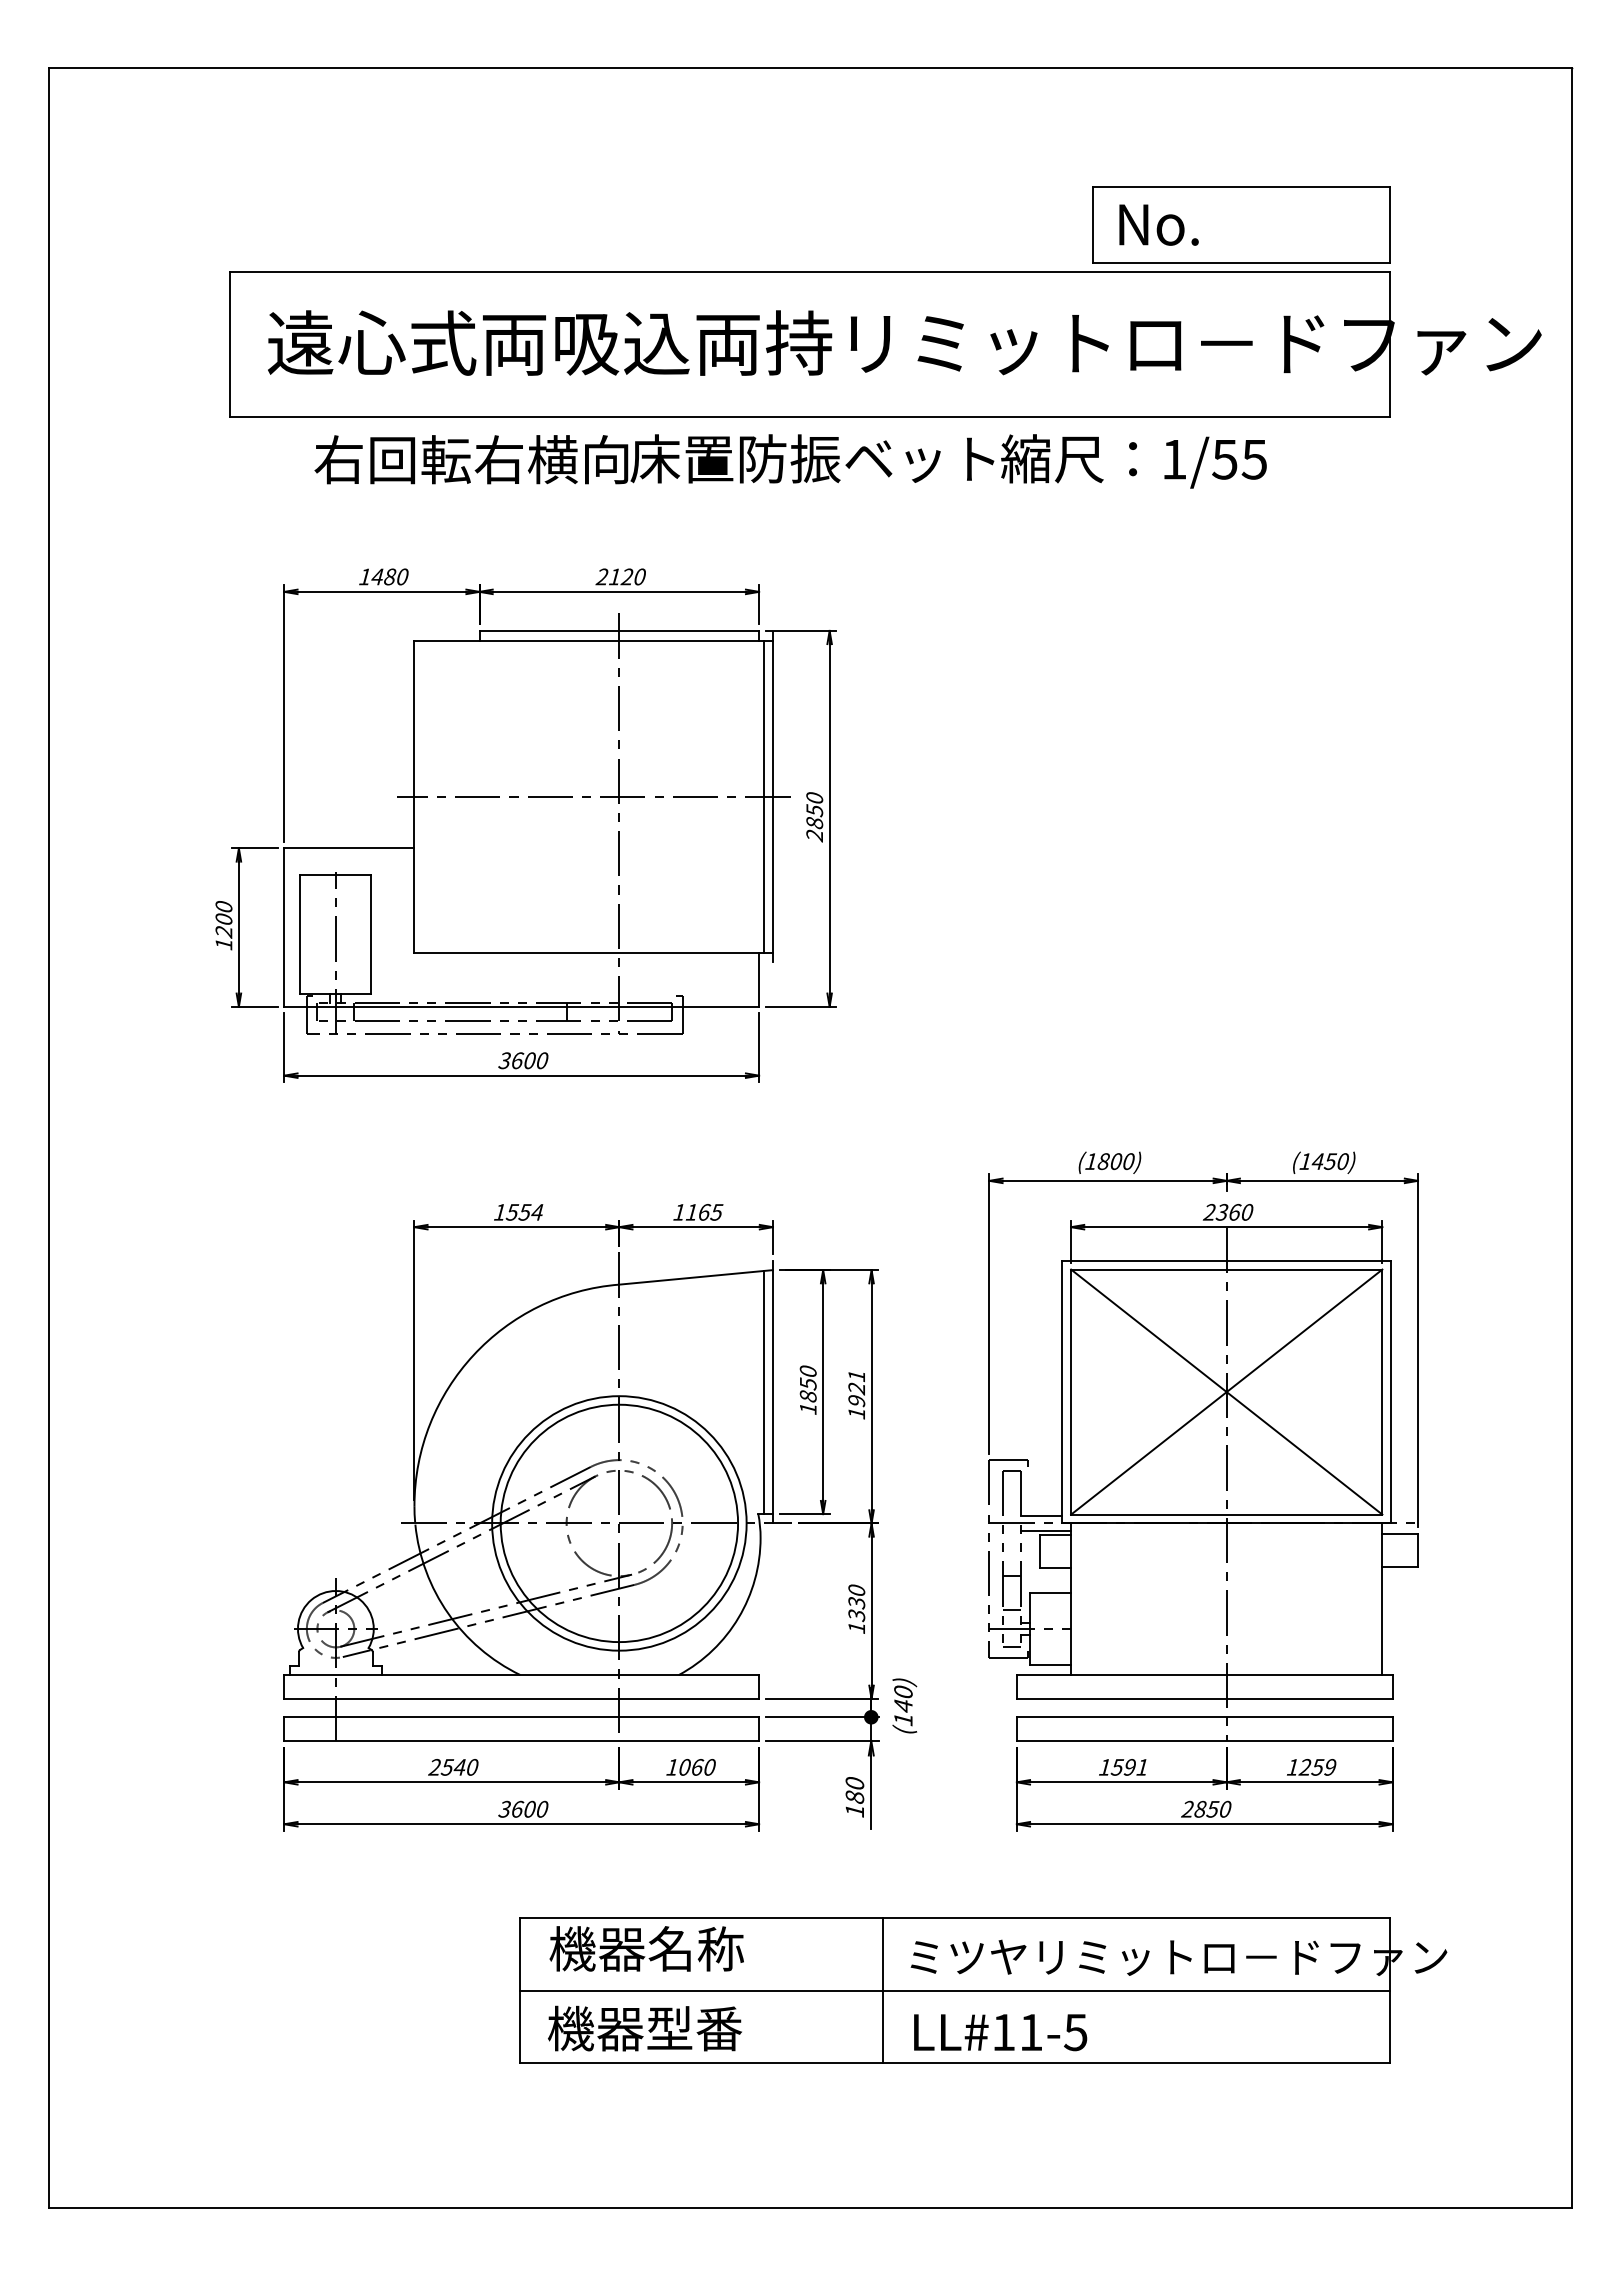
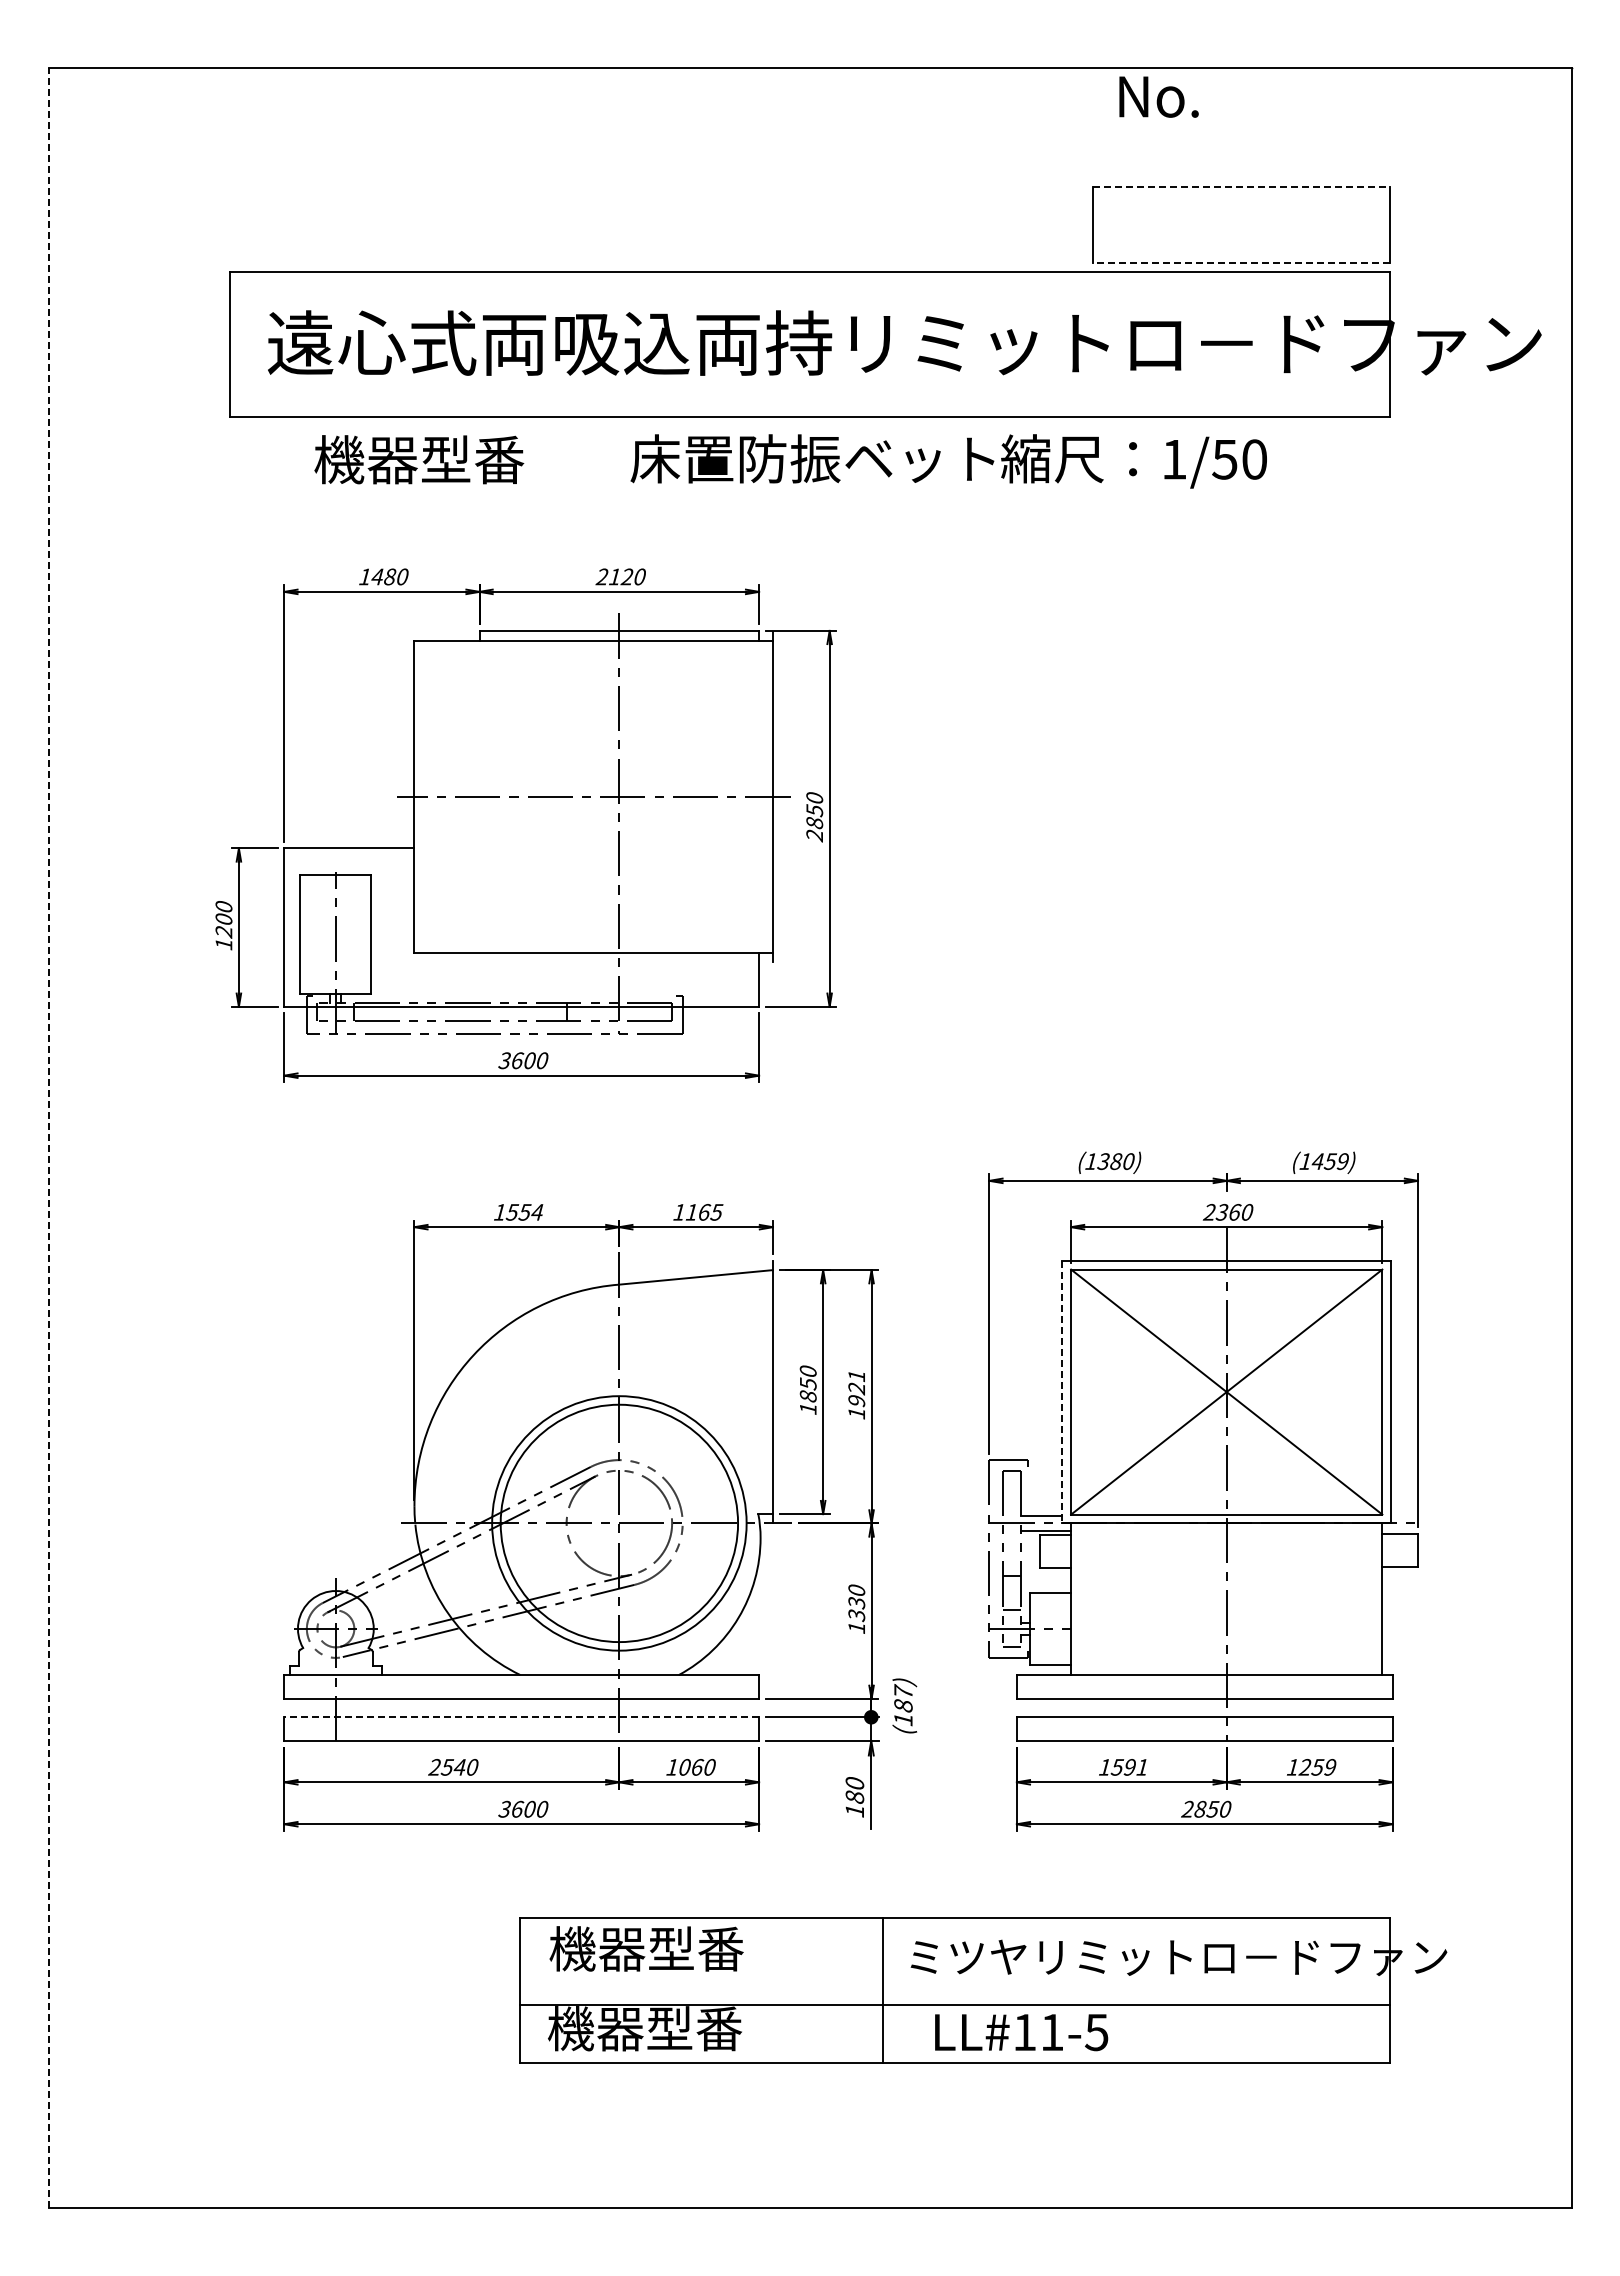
line: solid -> dashed (1242, 186)
text position: (1158, 224) -> (1158, 96) (1158, 96)
line: solid -> dashed (1241, 263)
text: 右回転右横向 -> 機器型番 (471, 459)
text: 1/55 -> 1/50 (1253, 459)
line: present -> none (764, 796)
line: solid -> dashed (48, 1137)
text: (1800) -> (1380) (1109, 1161)
text: (1450) -> (1459) (1342, 1161)
line: present -> none (764, 1392)
line: solid -> dashed (1062, 1392)
text: (140) -> (187) (903, 1698)
line: solid -> dashed (521, 1717)
text: 機器名称 -> 機器型番 (695, 1948)
line position: (954, 1990) -> (954, 2004) (954, 2004)
text position: (1000, 2032) -> (1021, 2032) (1021, 2032)
